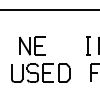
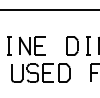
part: none -> present (9, 45)
part: none -> present (72, 45)
